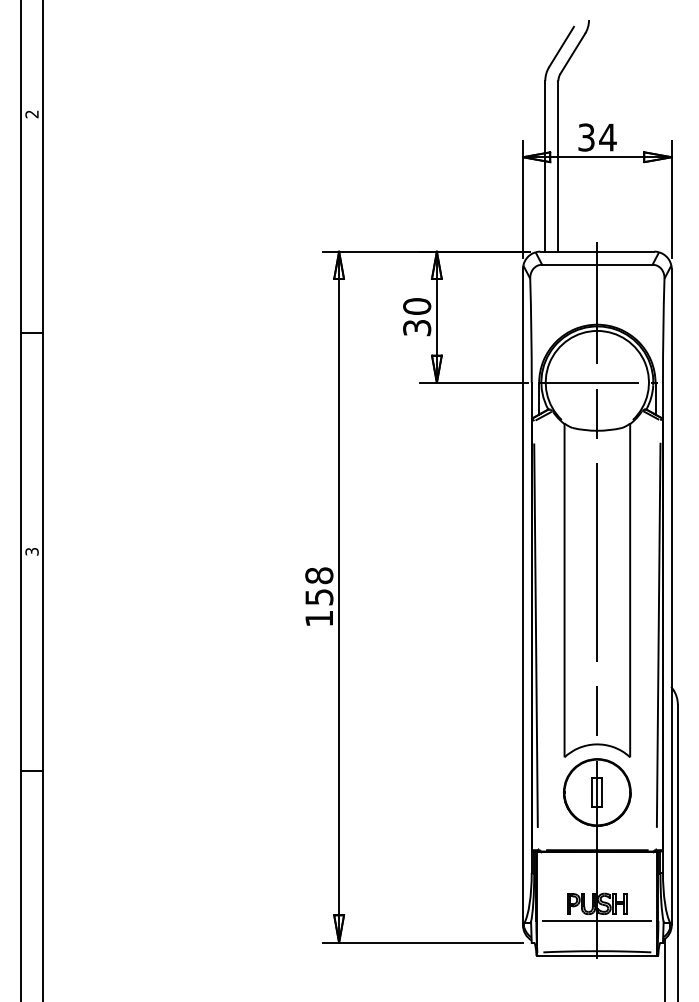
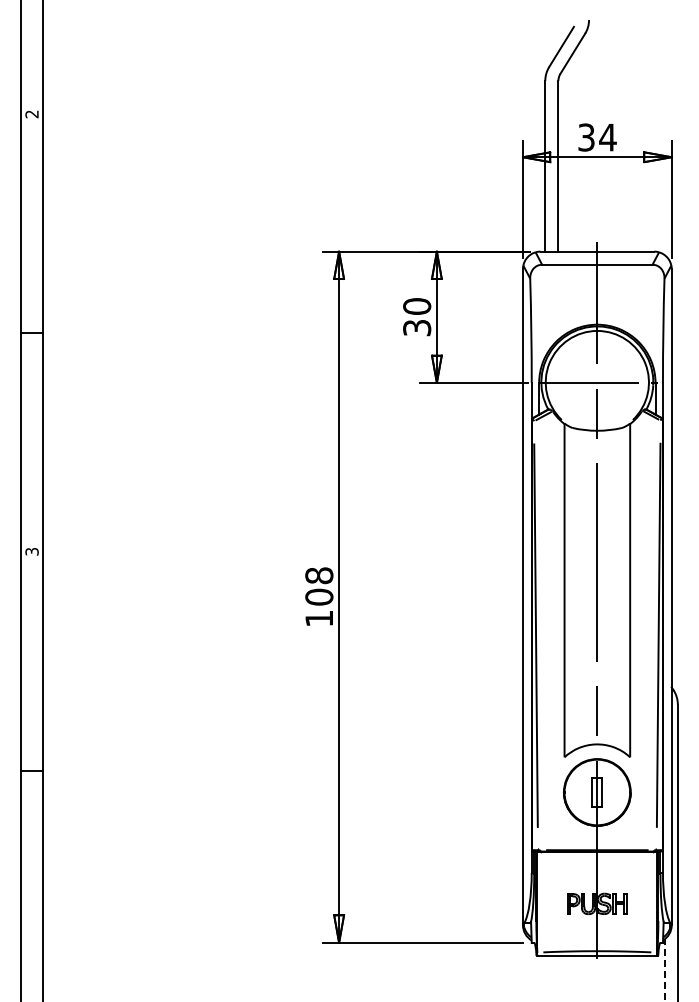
text: 158 -> 108 (319, 596)
line: present -> none (597, 920)
line: solid -> dashed (664, 970)
